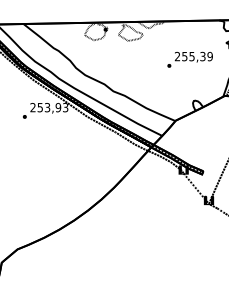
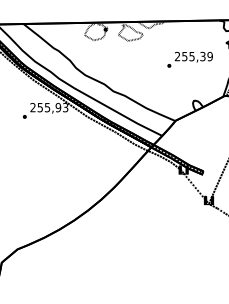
text: 253,93 -> 255,93 (47, 107)
